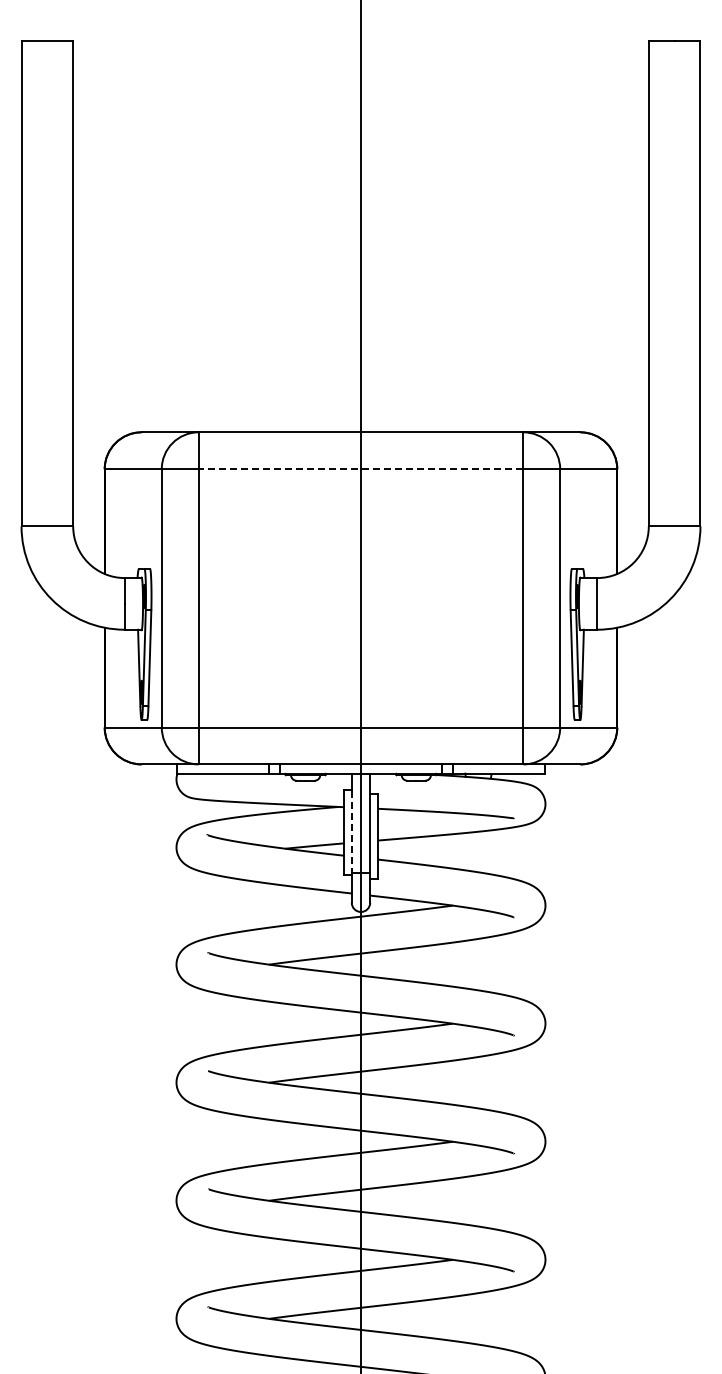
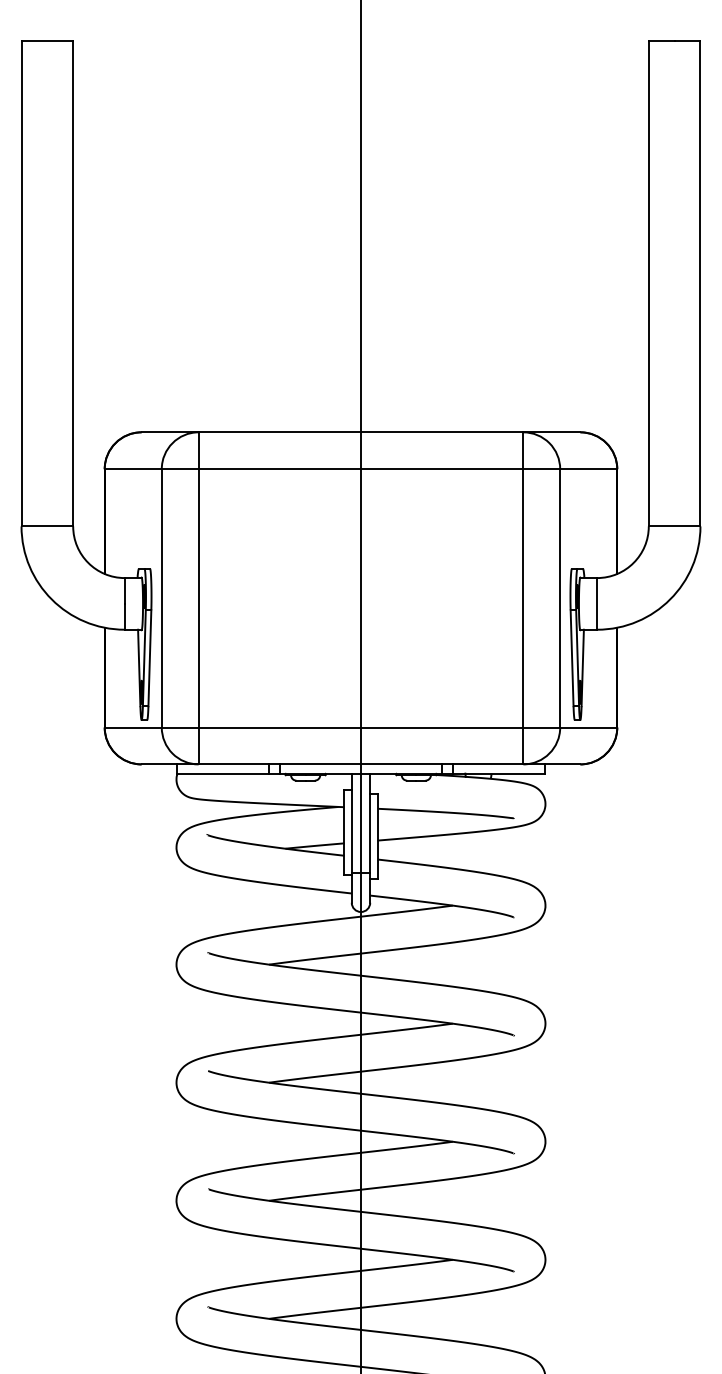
line: dashed -> solid (360, 469)
line: dashed -> solid (351, 832)
